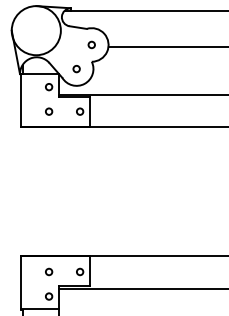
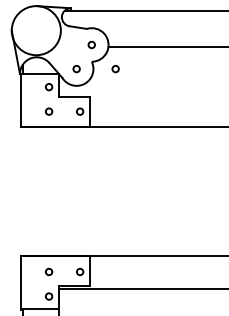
circle: none -> present (115, 69)
line: present -> none (142, 94)
